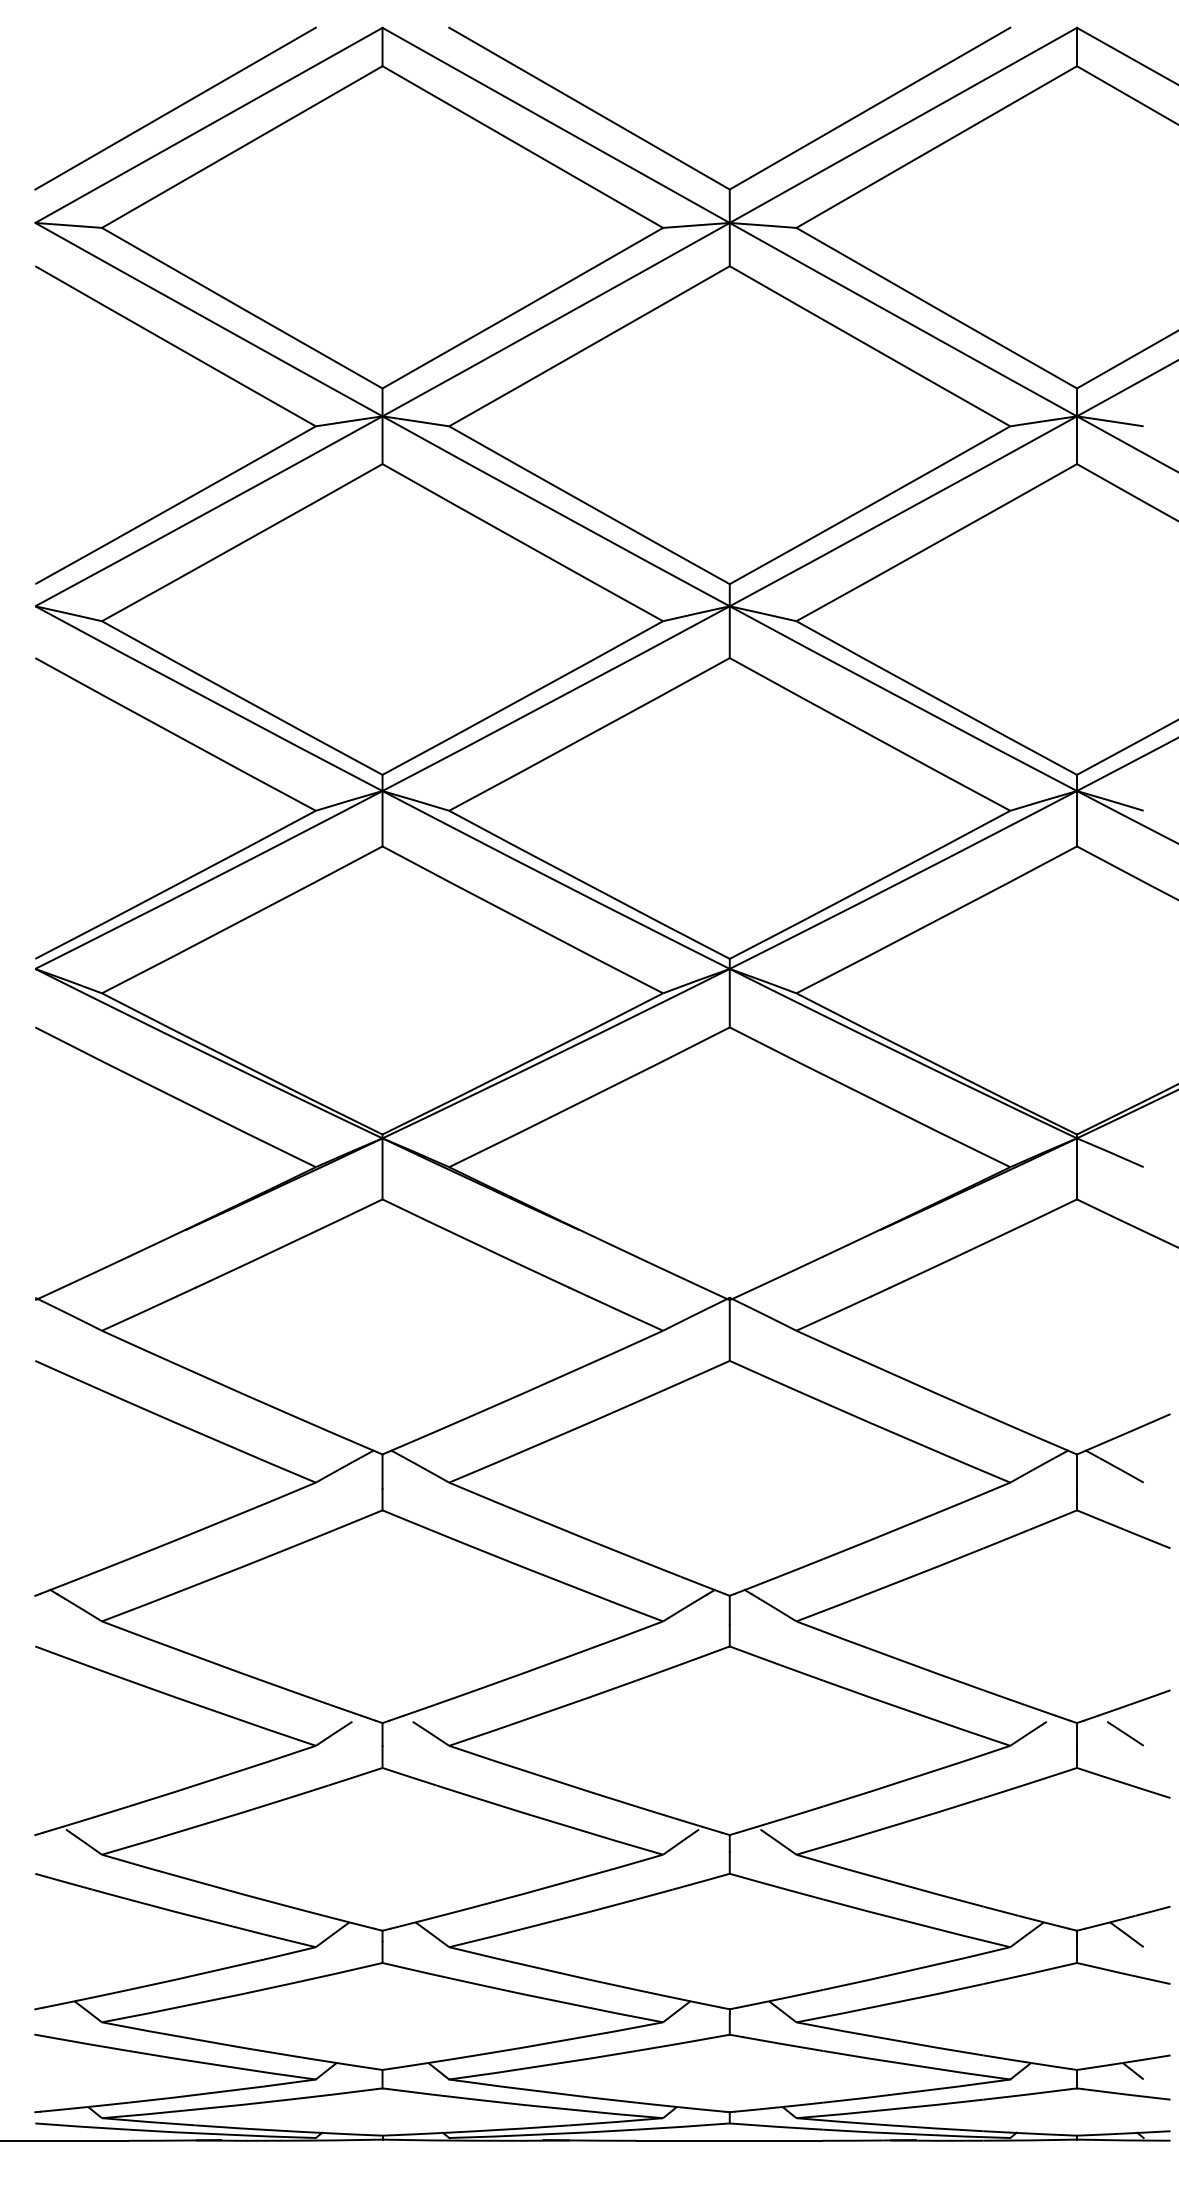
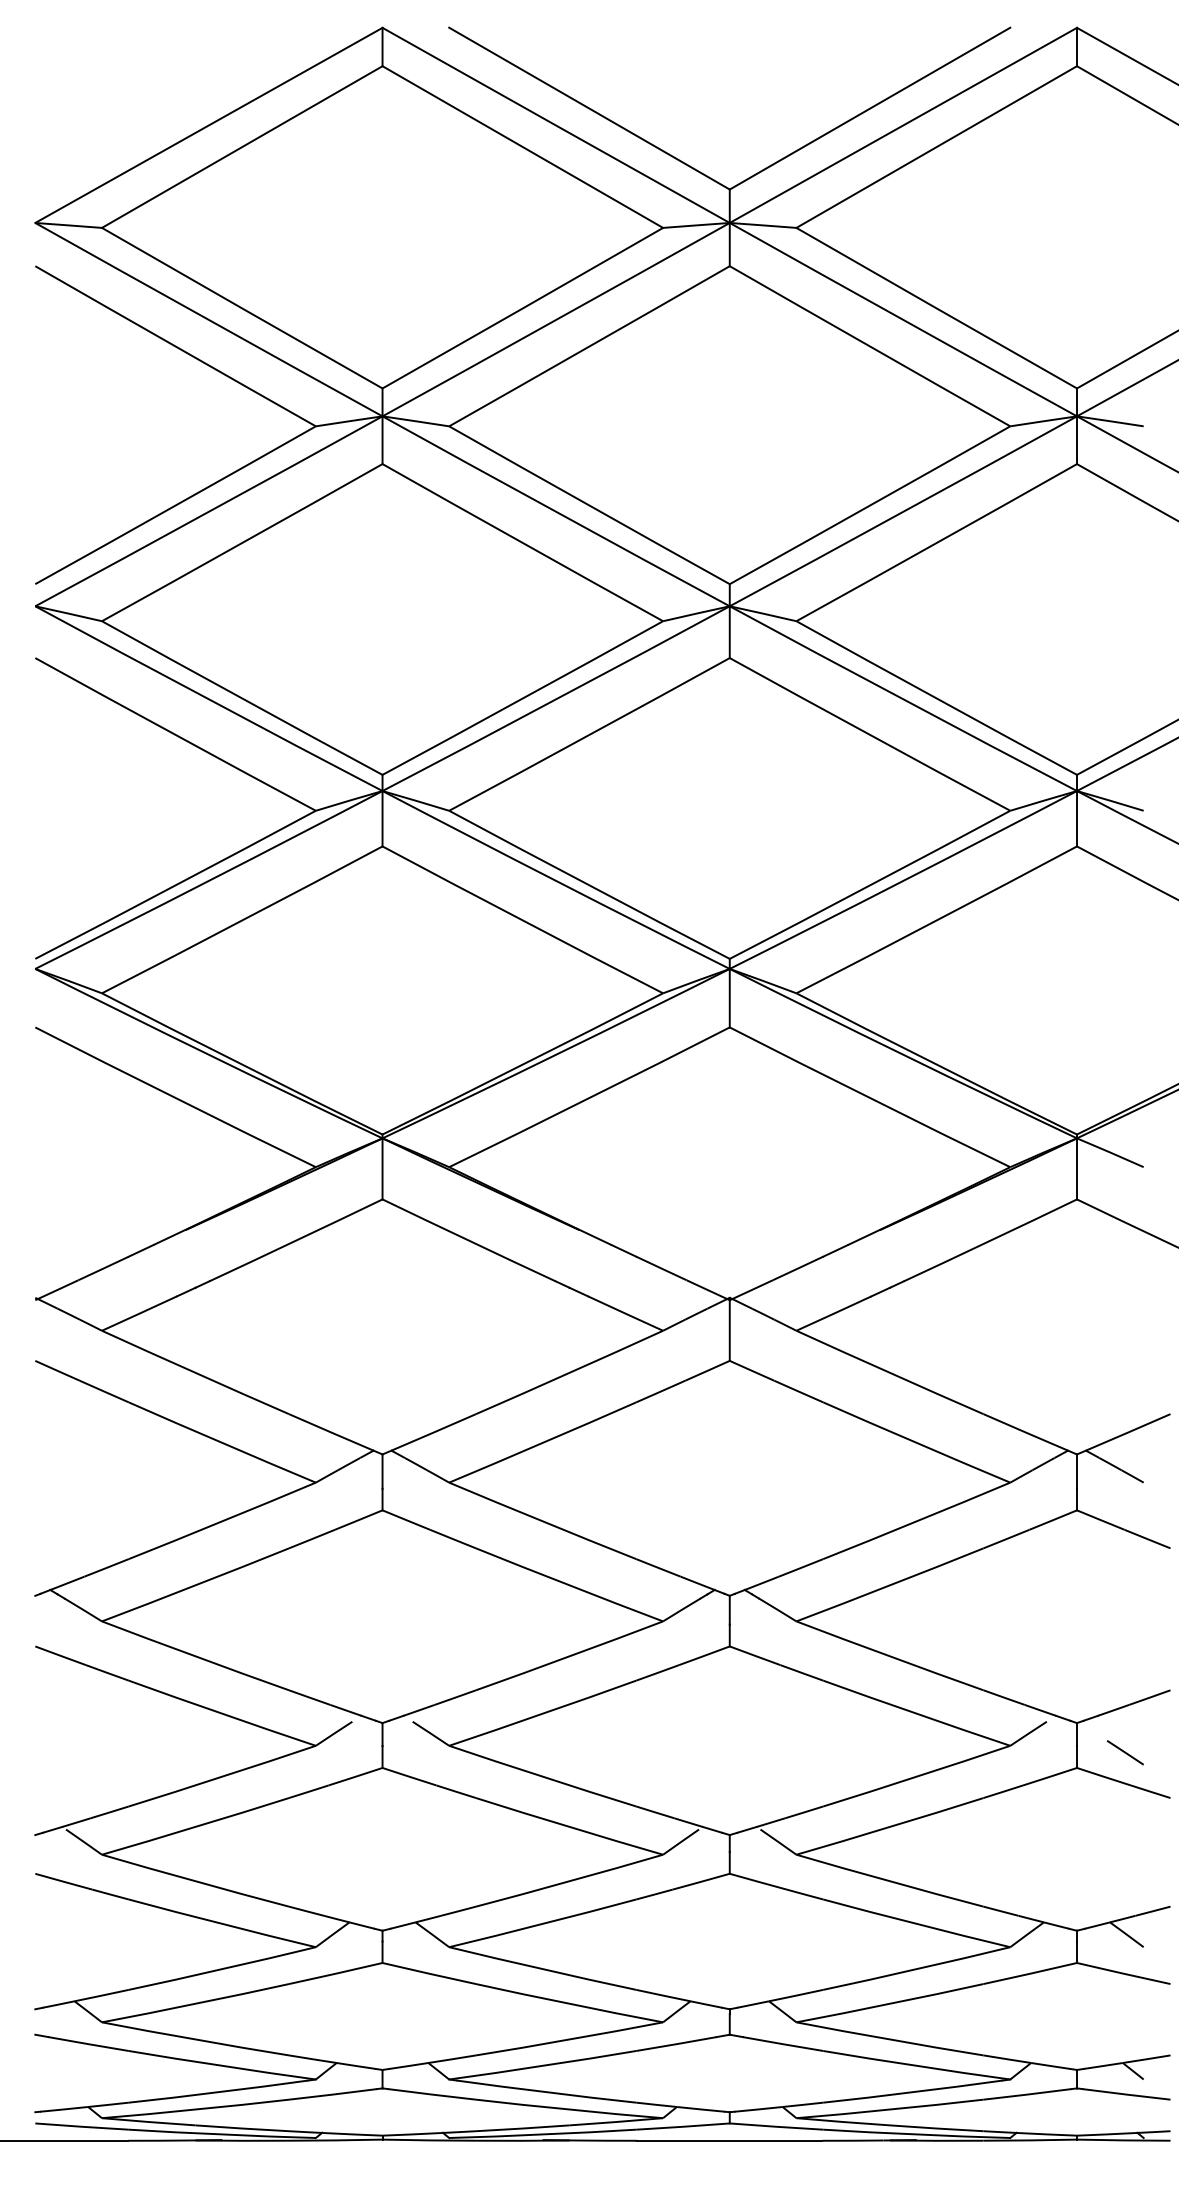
line: present -> none (175, 108)
line position: (1124, 1733) -> (1124, 1752) (1124, 1752)
